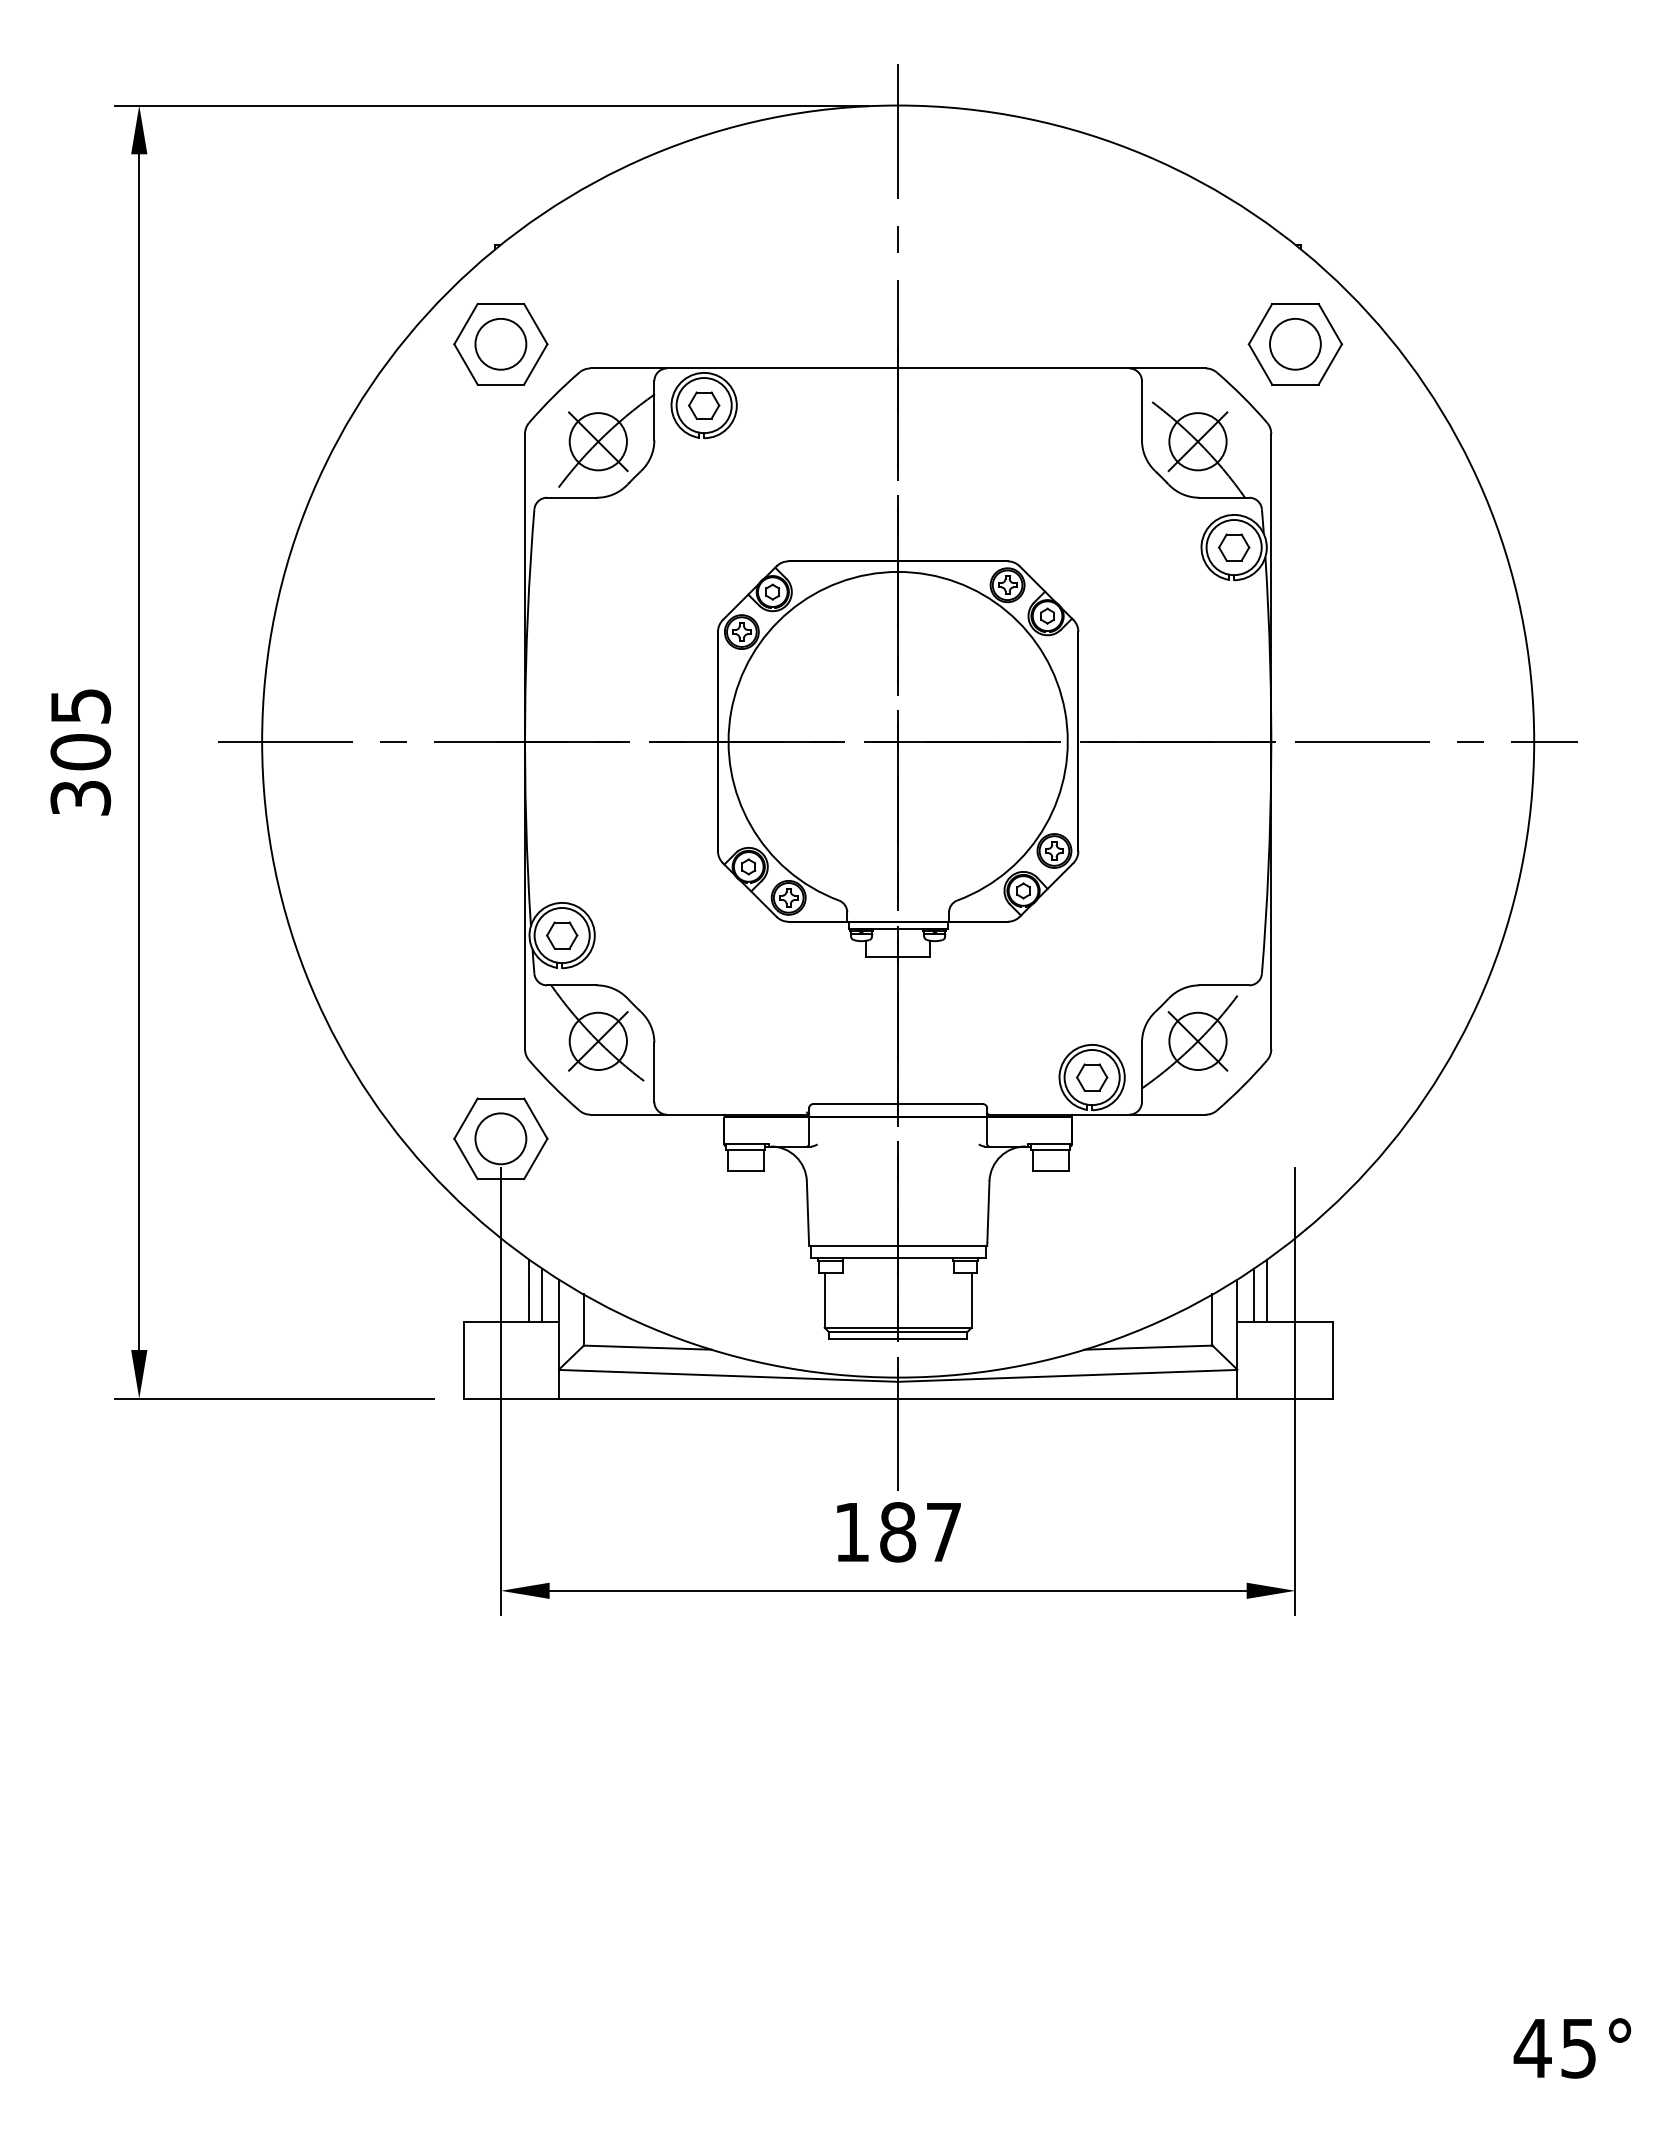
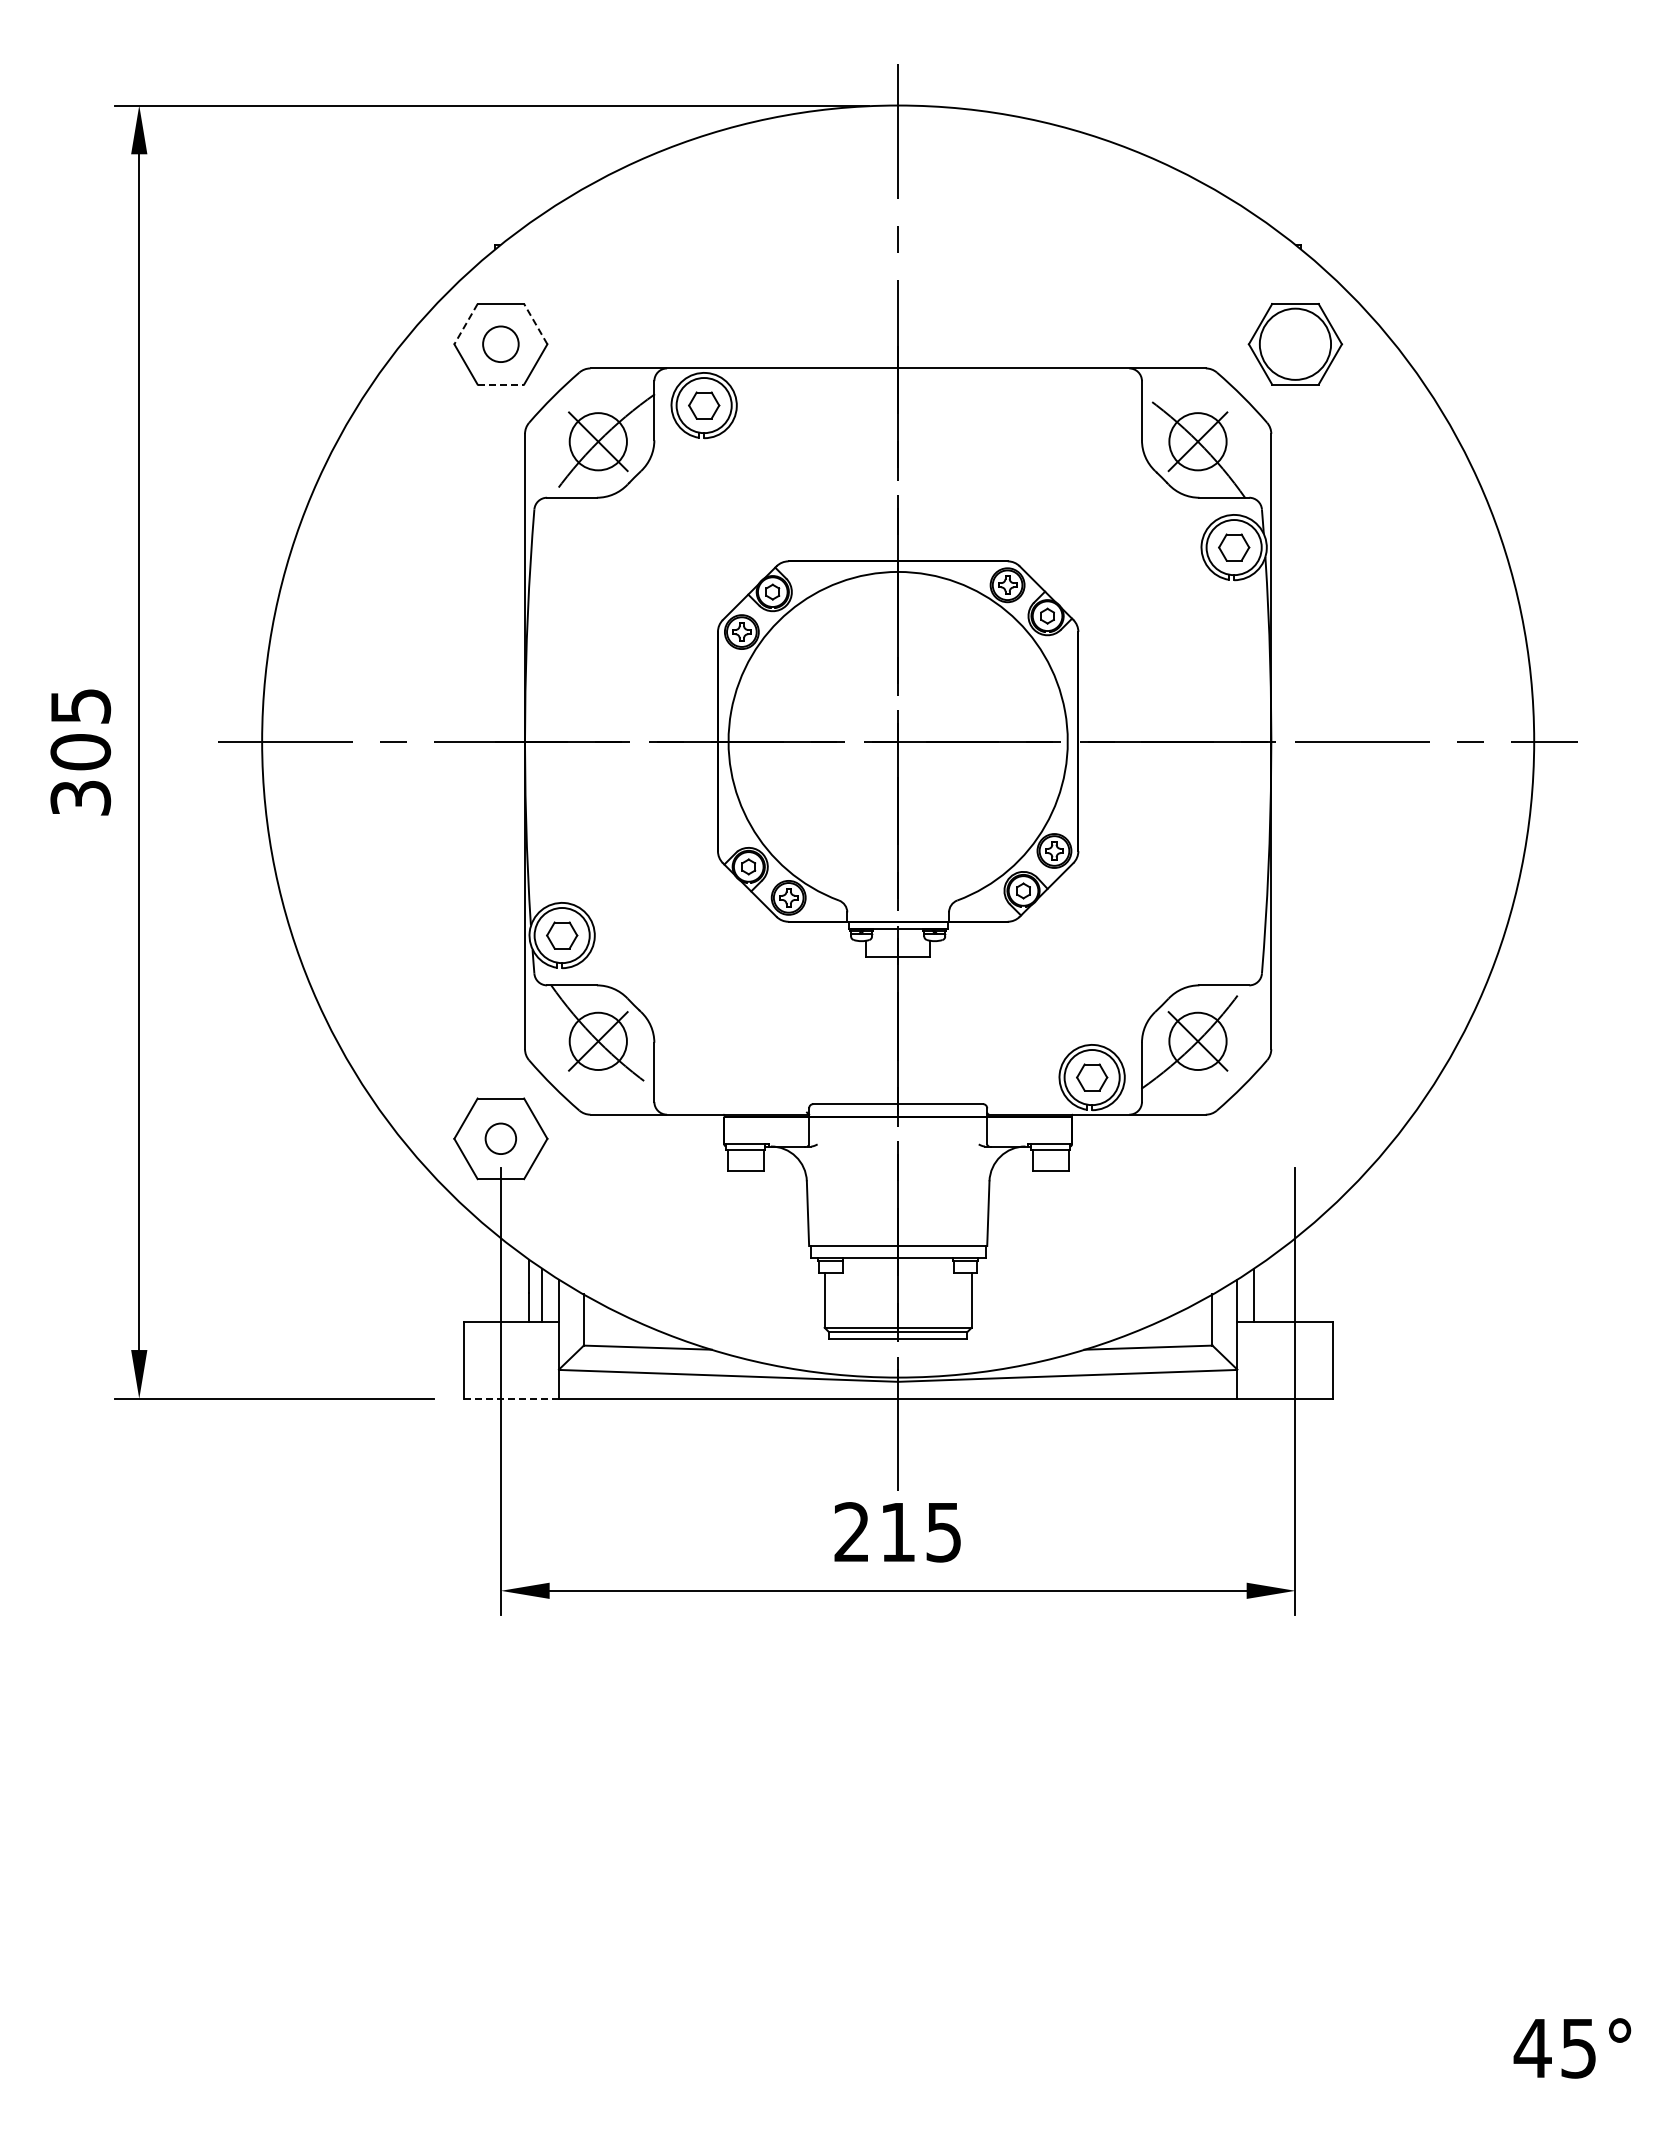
line: solid -> dashed (535, 323)
line: solid -> dashed (465, 324)
circle diameter: 51 px -> 36 px (500, 344)
circle diameter: 51 px -> 71 px (1295, 343)
line: solid -> dashed (501, 384)
circle diameter: 51 px -> 31 px (500, 1138)
line: present -> none (1267, 1290)
line: solid -> dashed (511, 1398)
text: 187 -> 215 (897, 1532)
